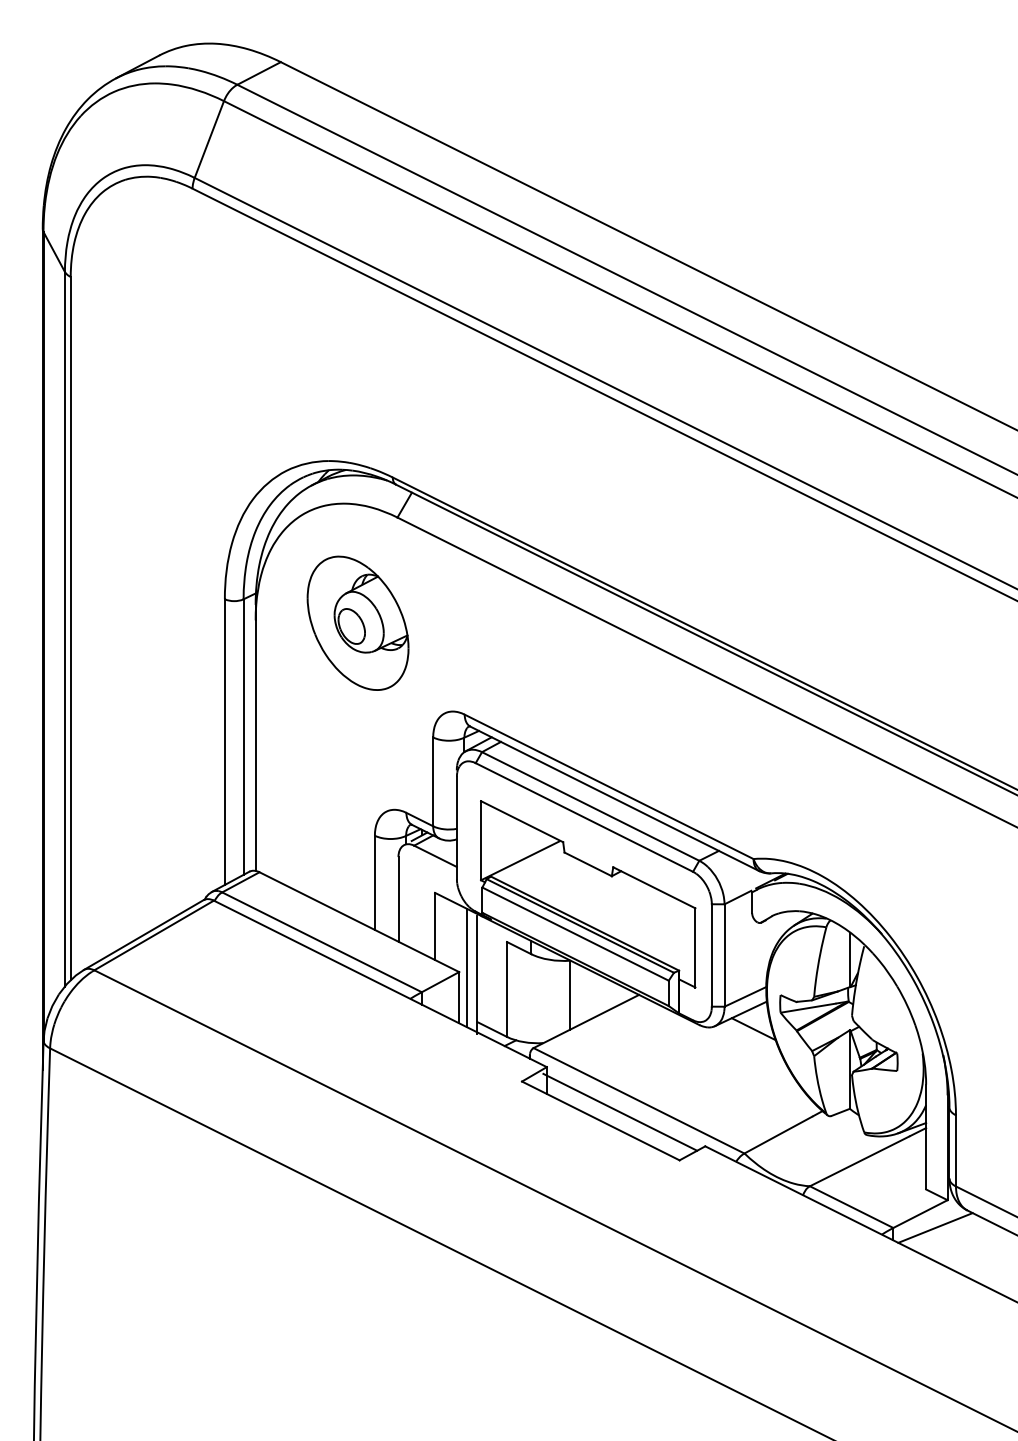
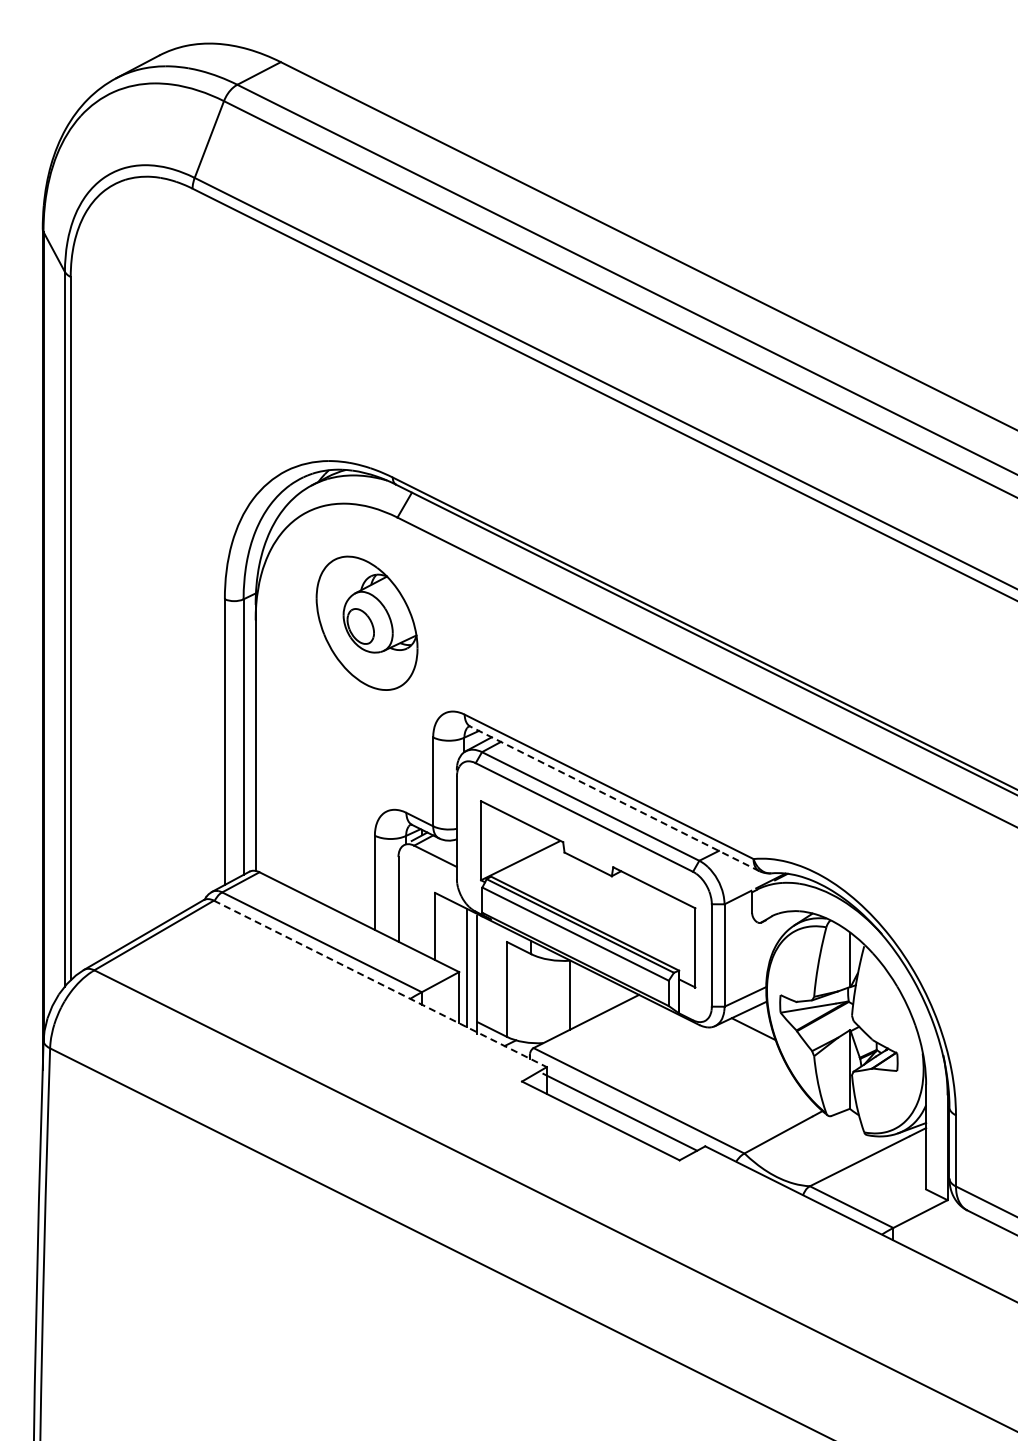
part position: (357, 622) -> (366, 622) (366, 622)
line: solid -> dashed (614, 798)
line: solid -> dashed (380, 984)
line: present -> none (935, 1227)
